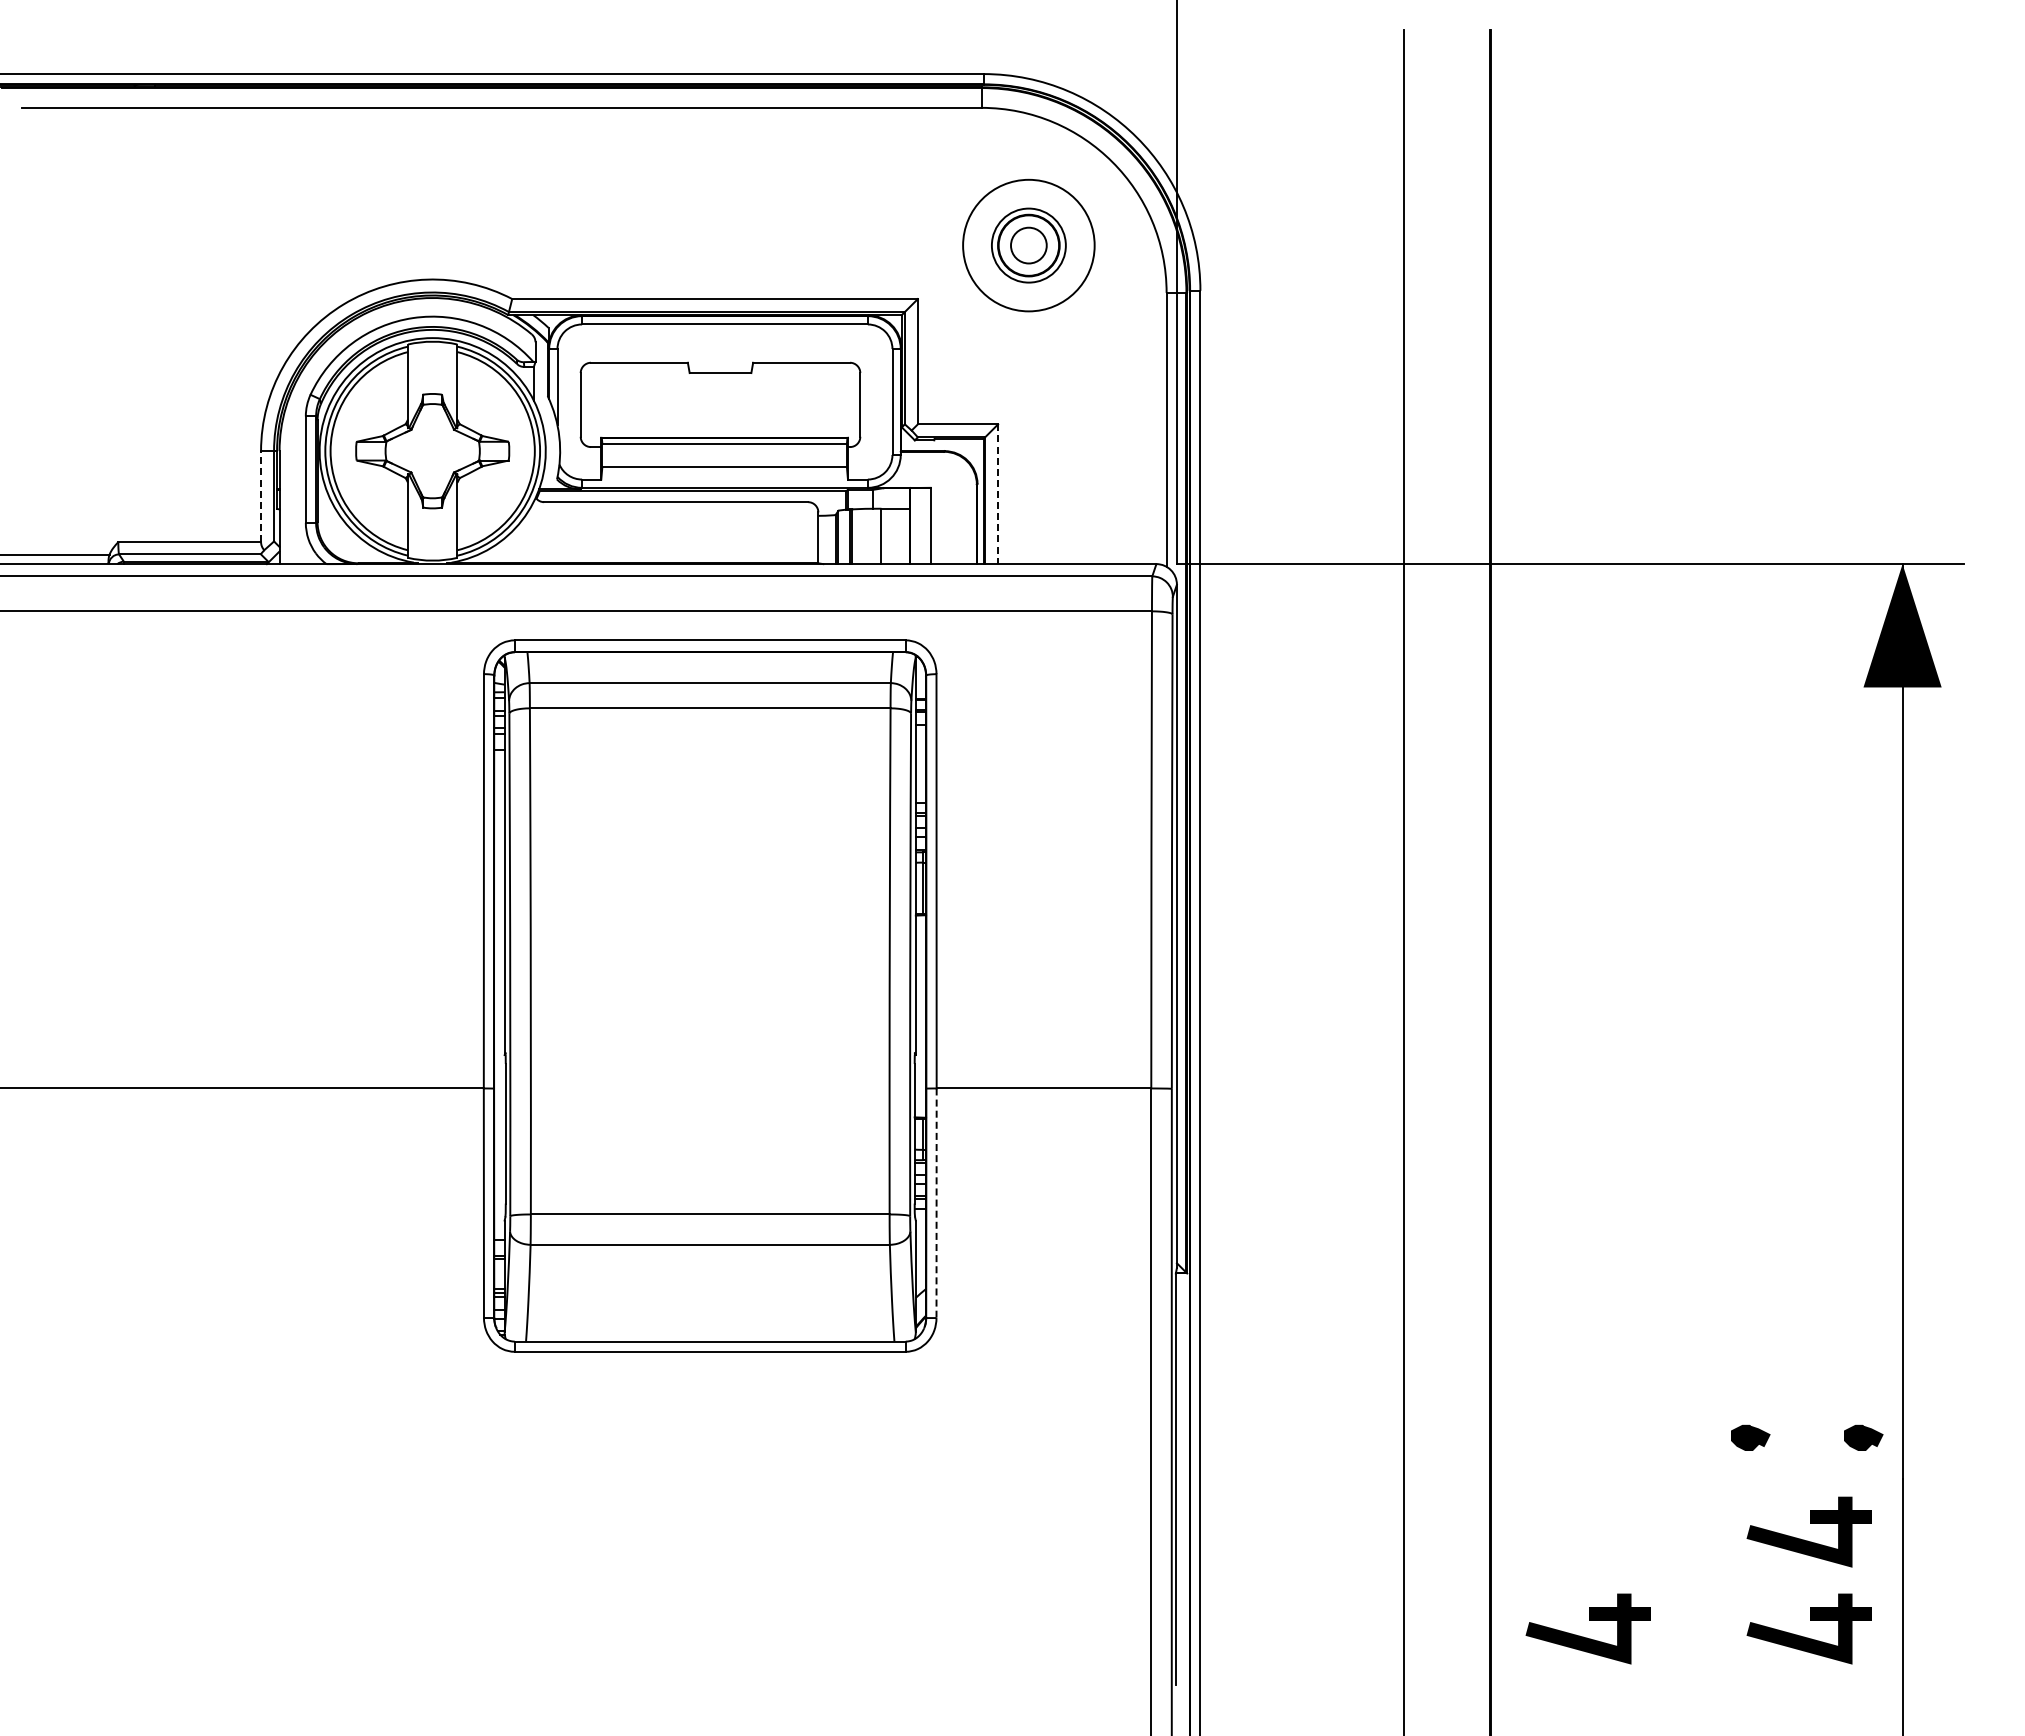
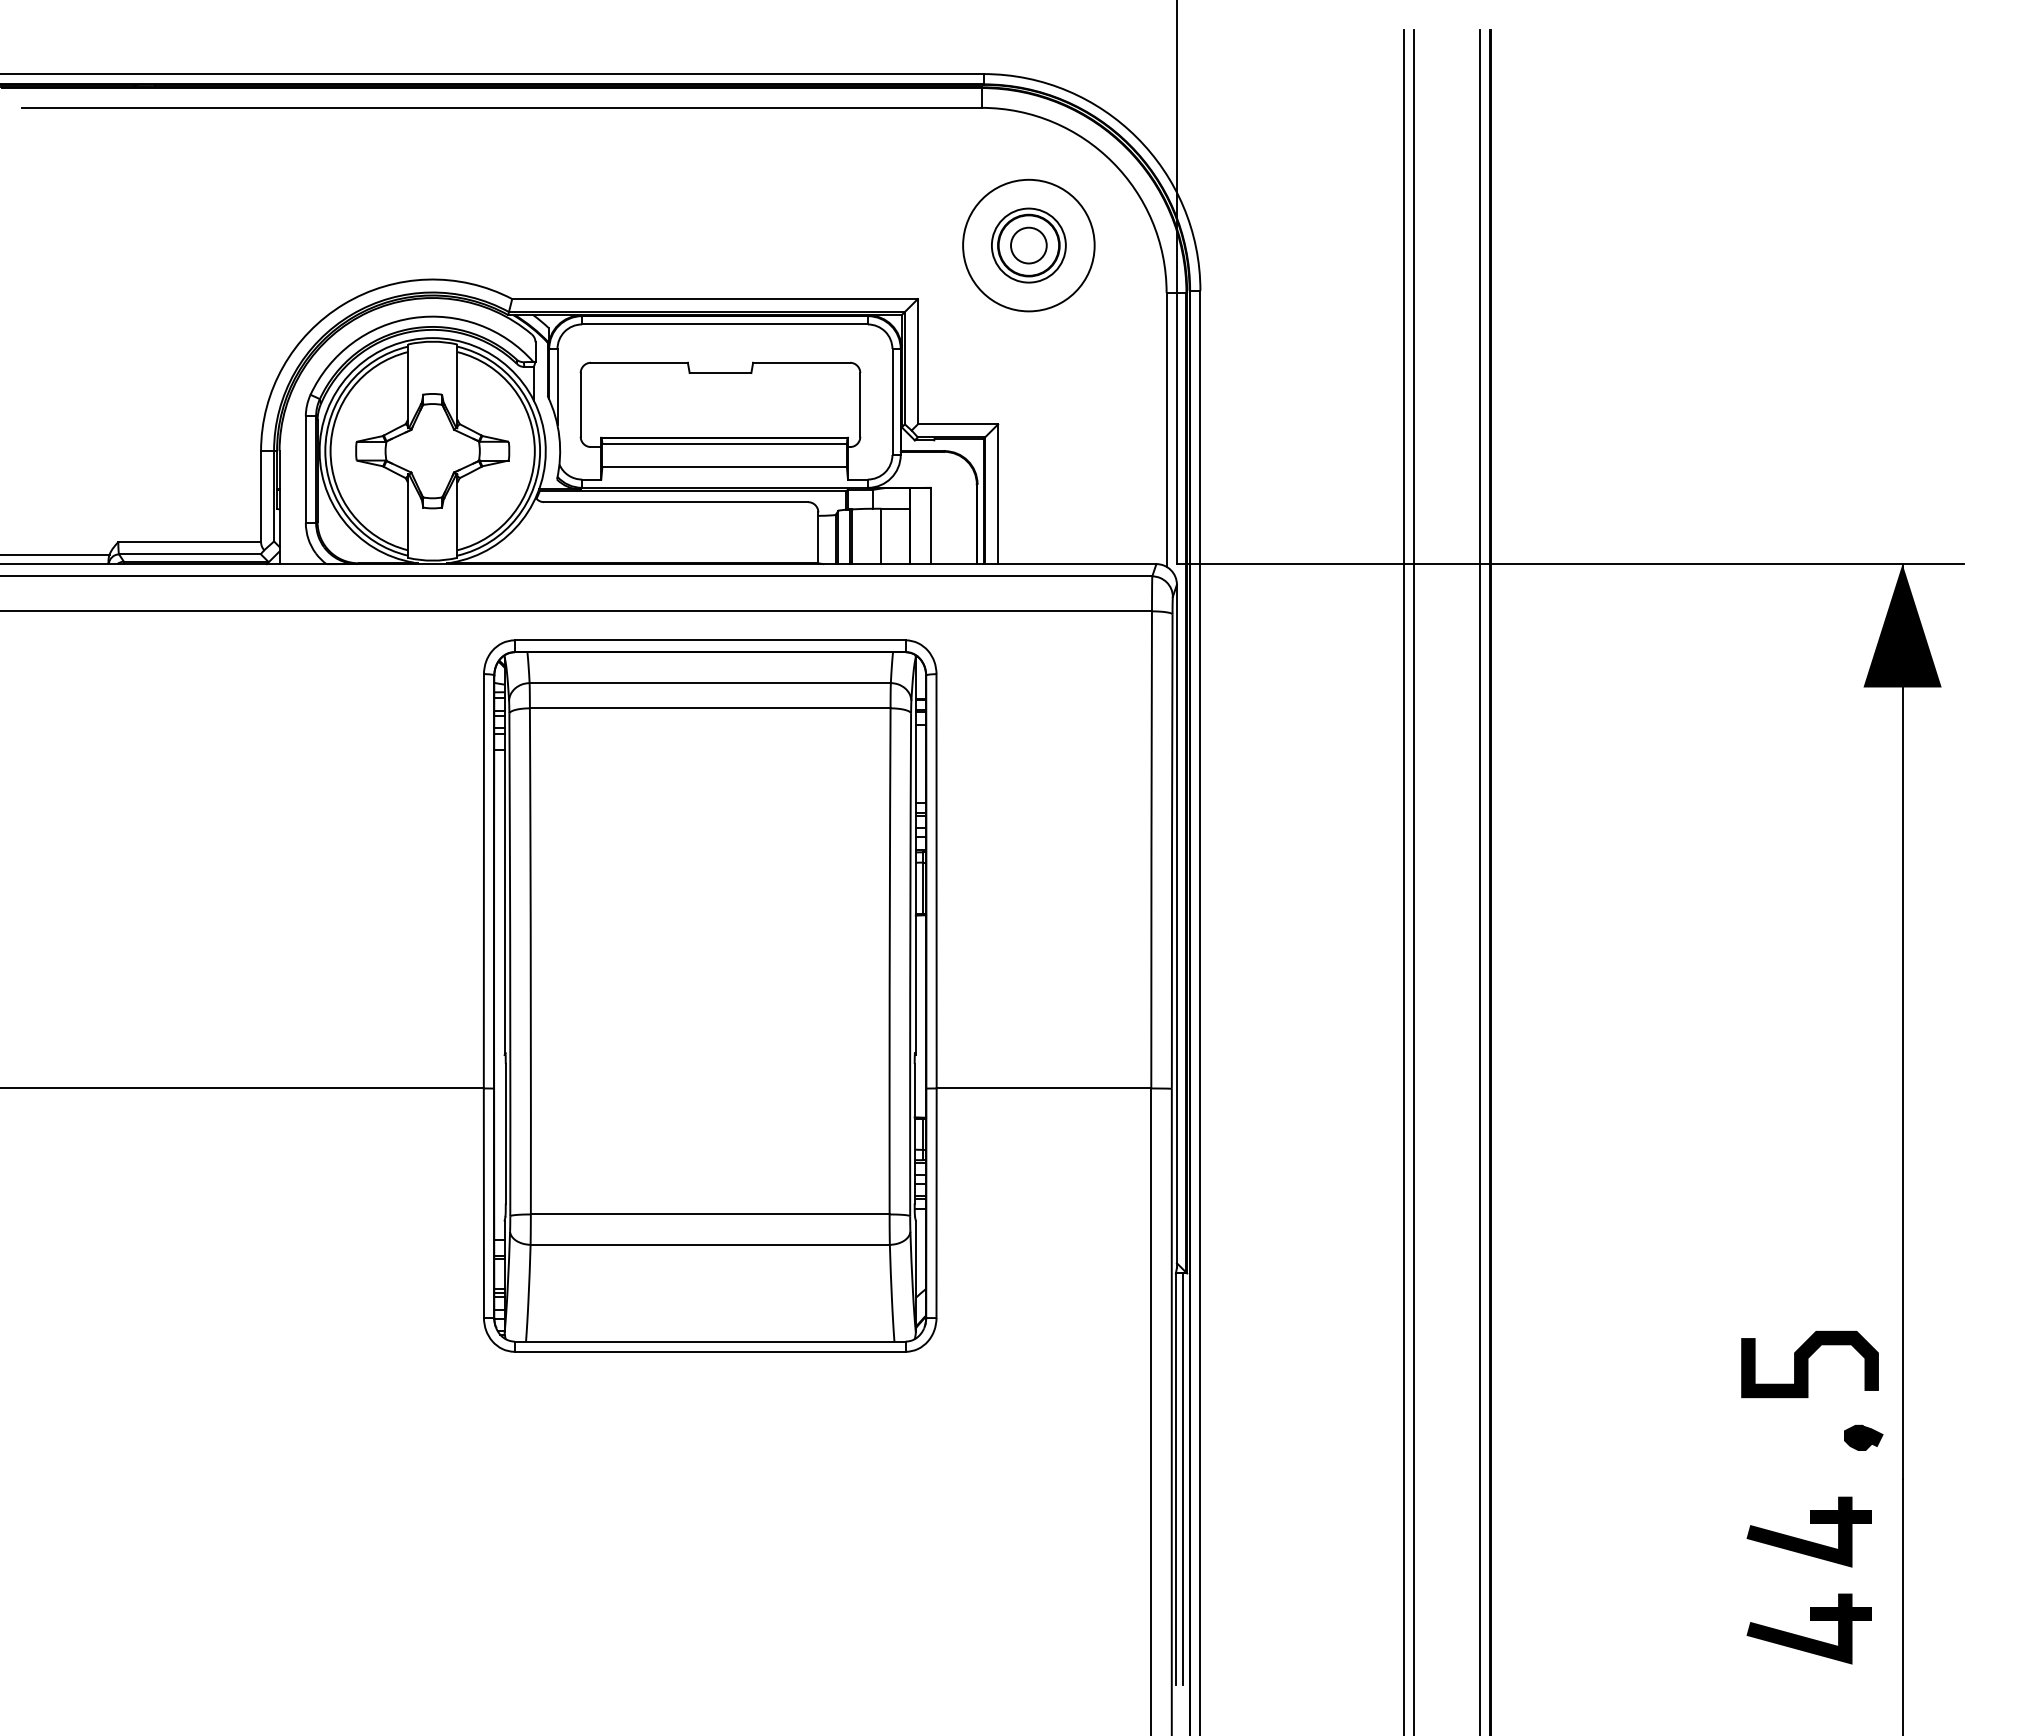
line: dashed -> solid (998, 494)
line: dashed -> solid (261, 496)
line: none -> present (1413, 880)
line: none -> present (1480, 880)
line: dashed -> solid (936, 1203)
curve: none -> present (1808, 1364)
part: present -> none (1750, 1437)
line: none -> present (1183, 1478)
part: present -> none (1589, 1620)
